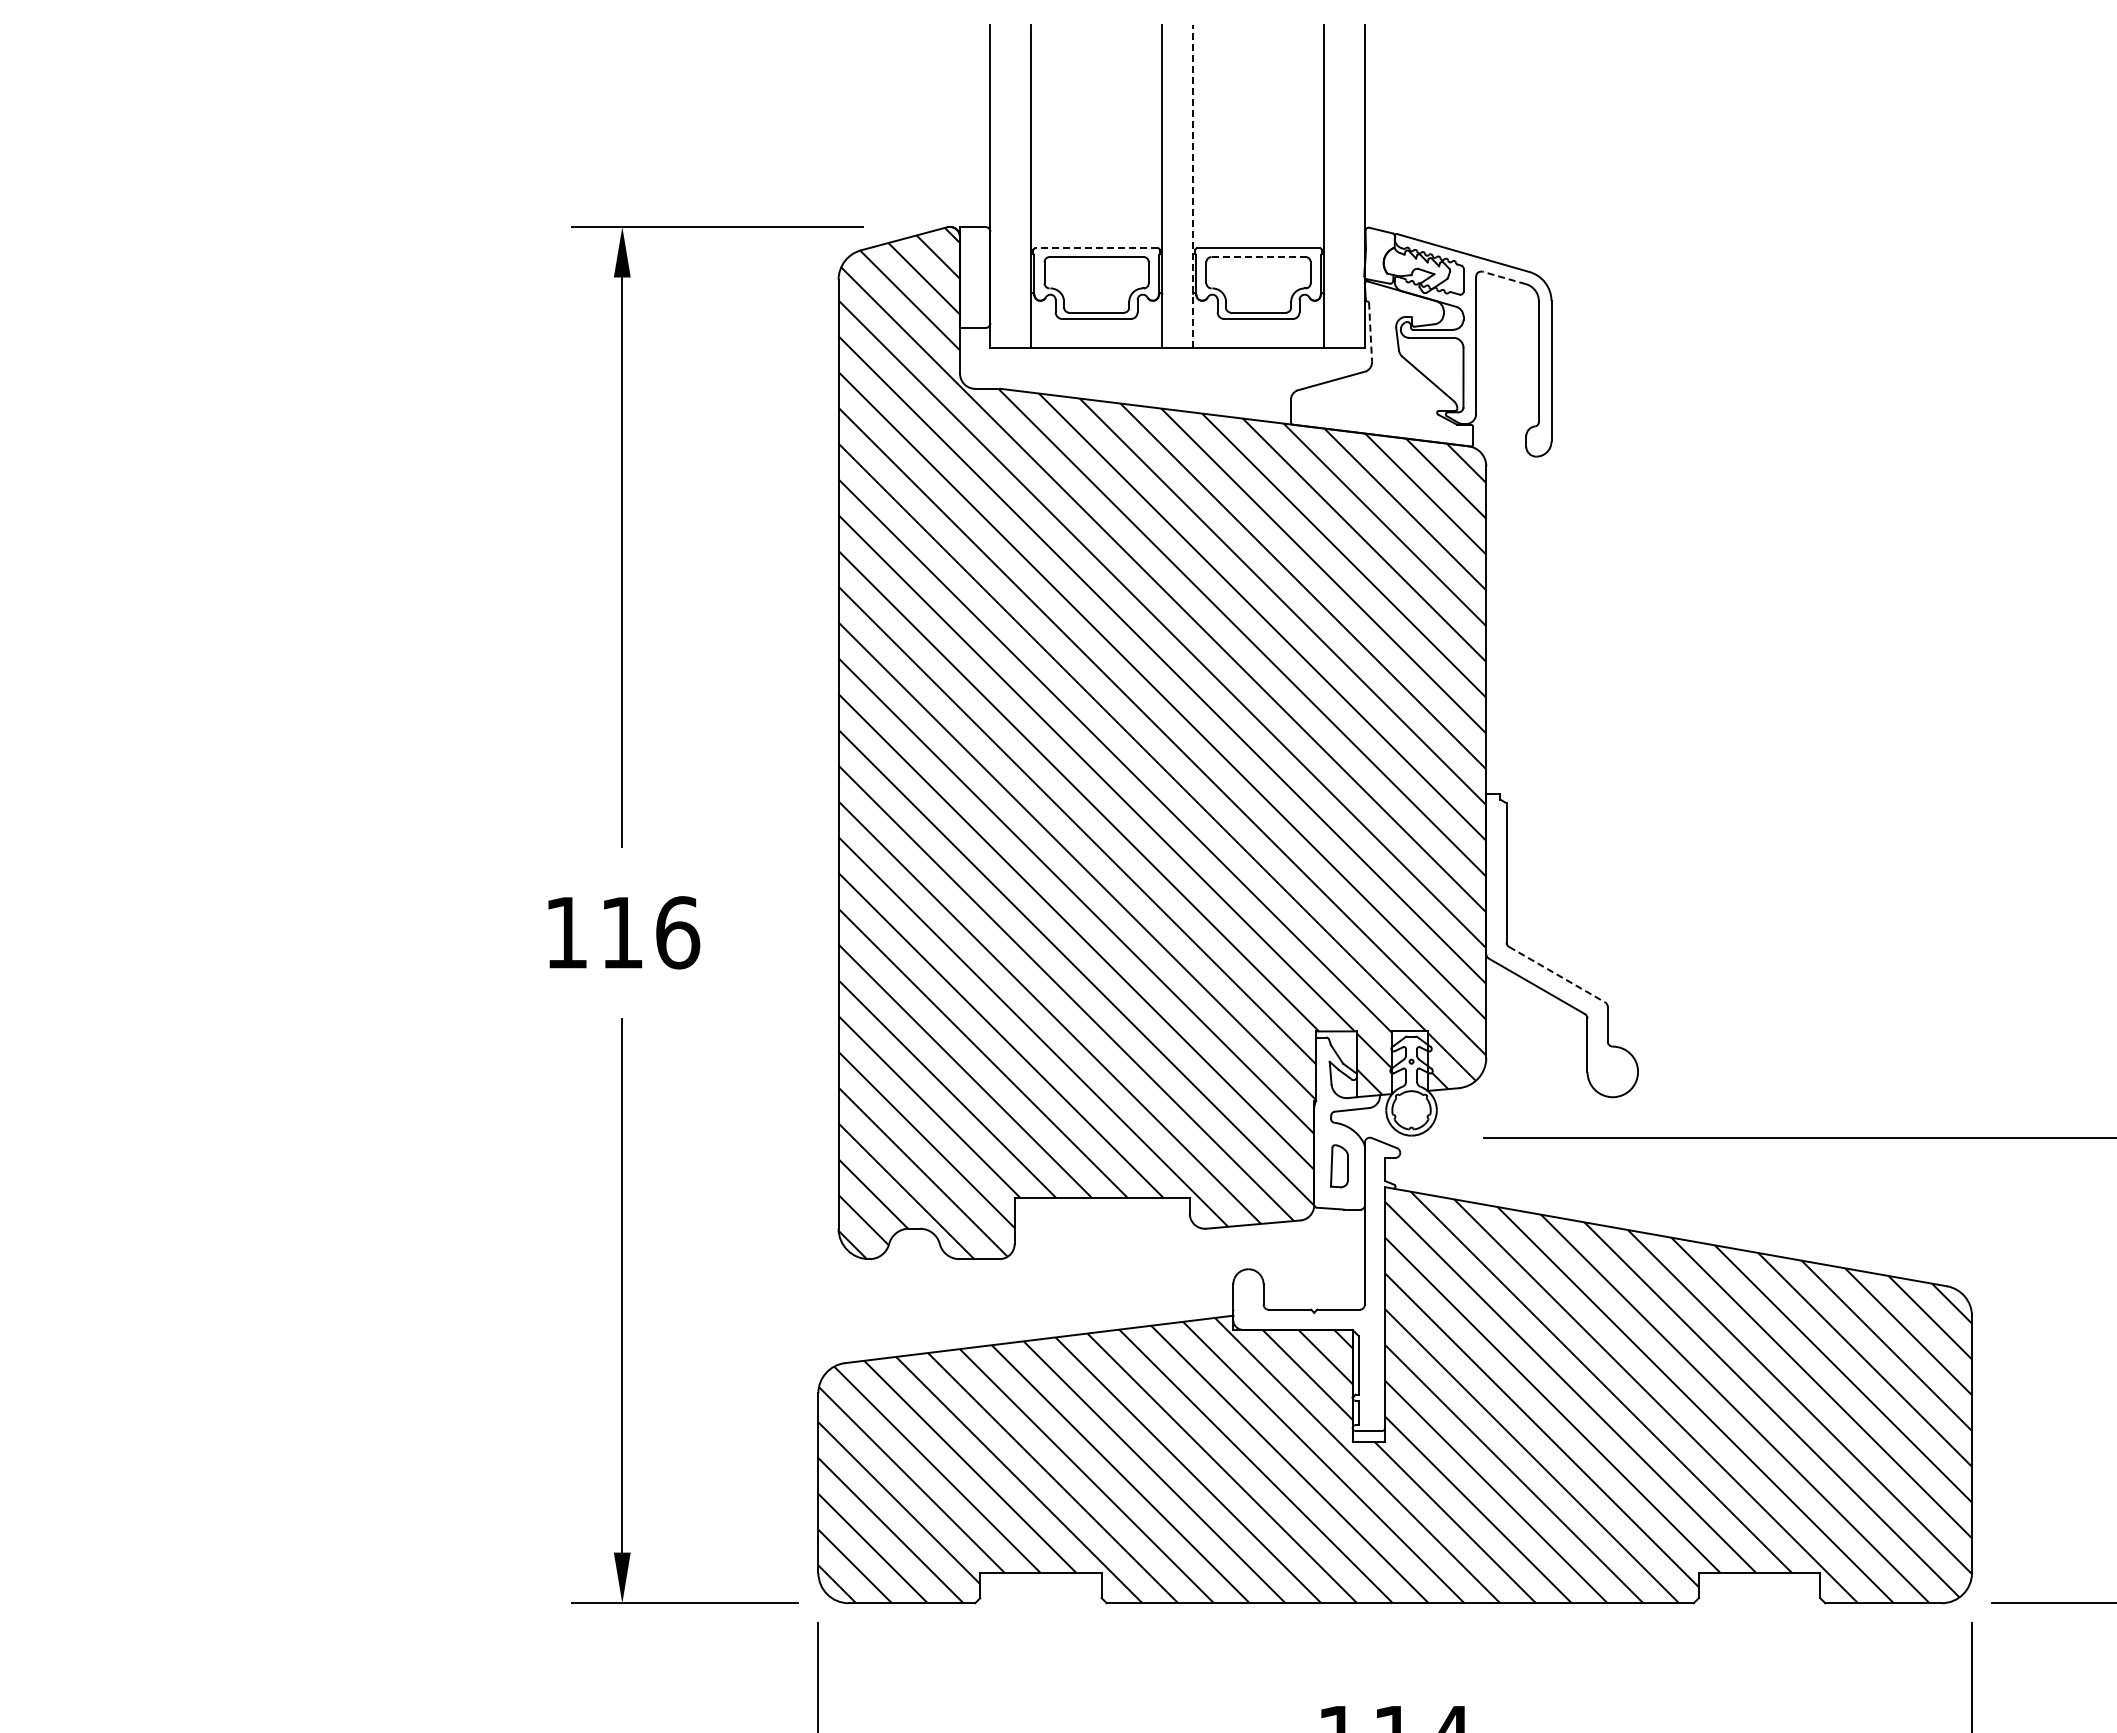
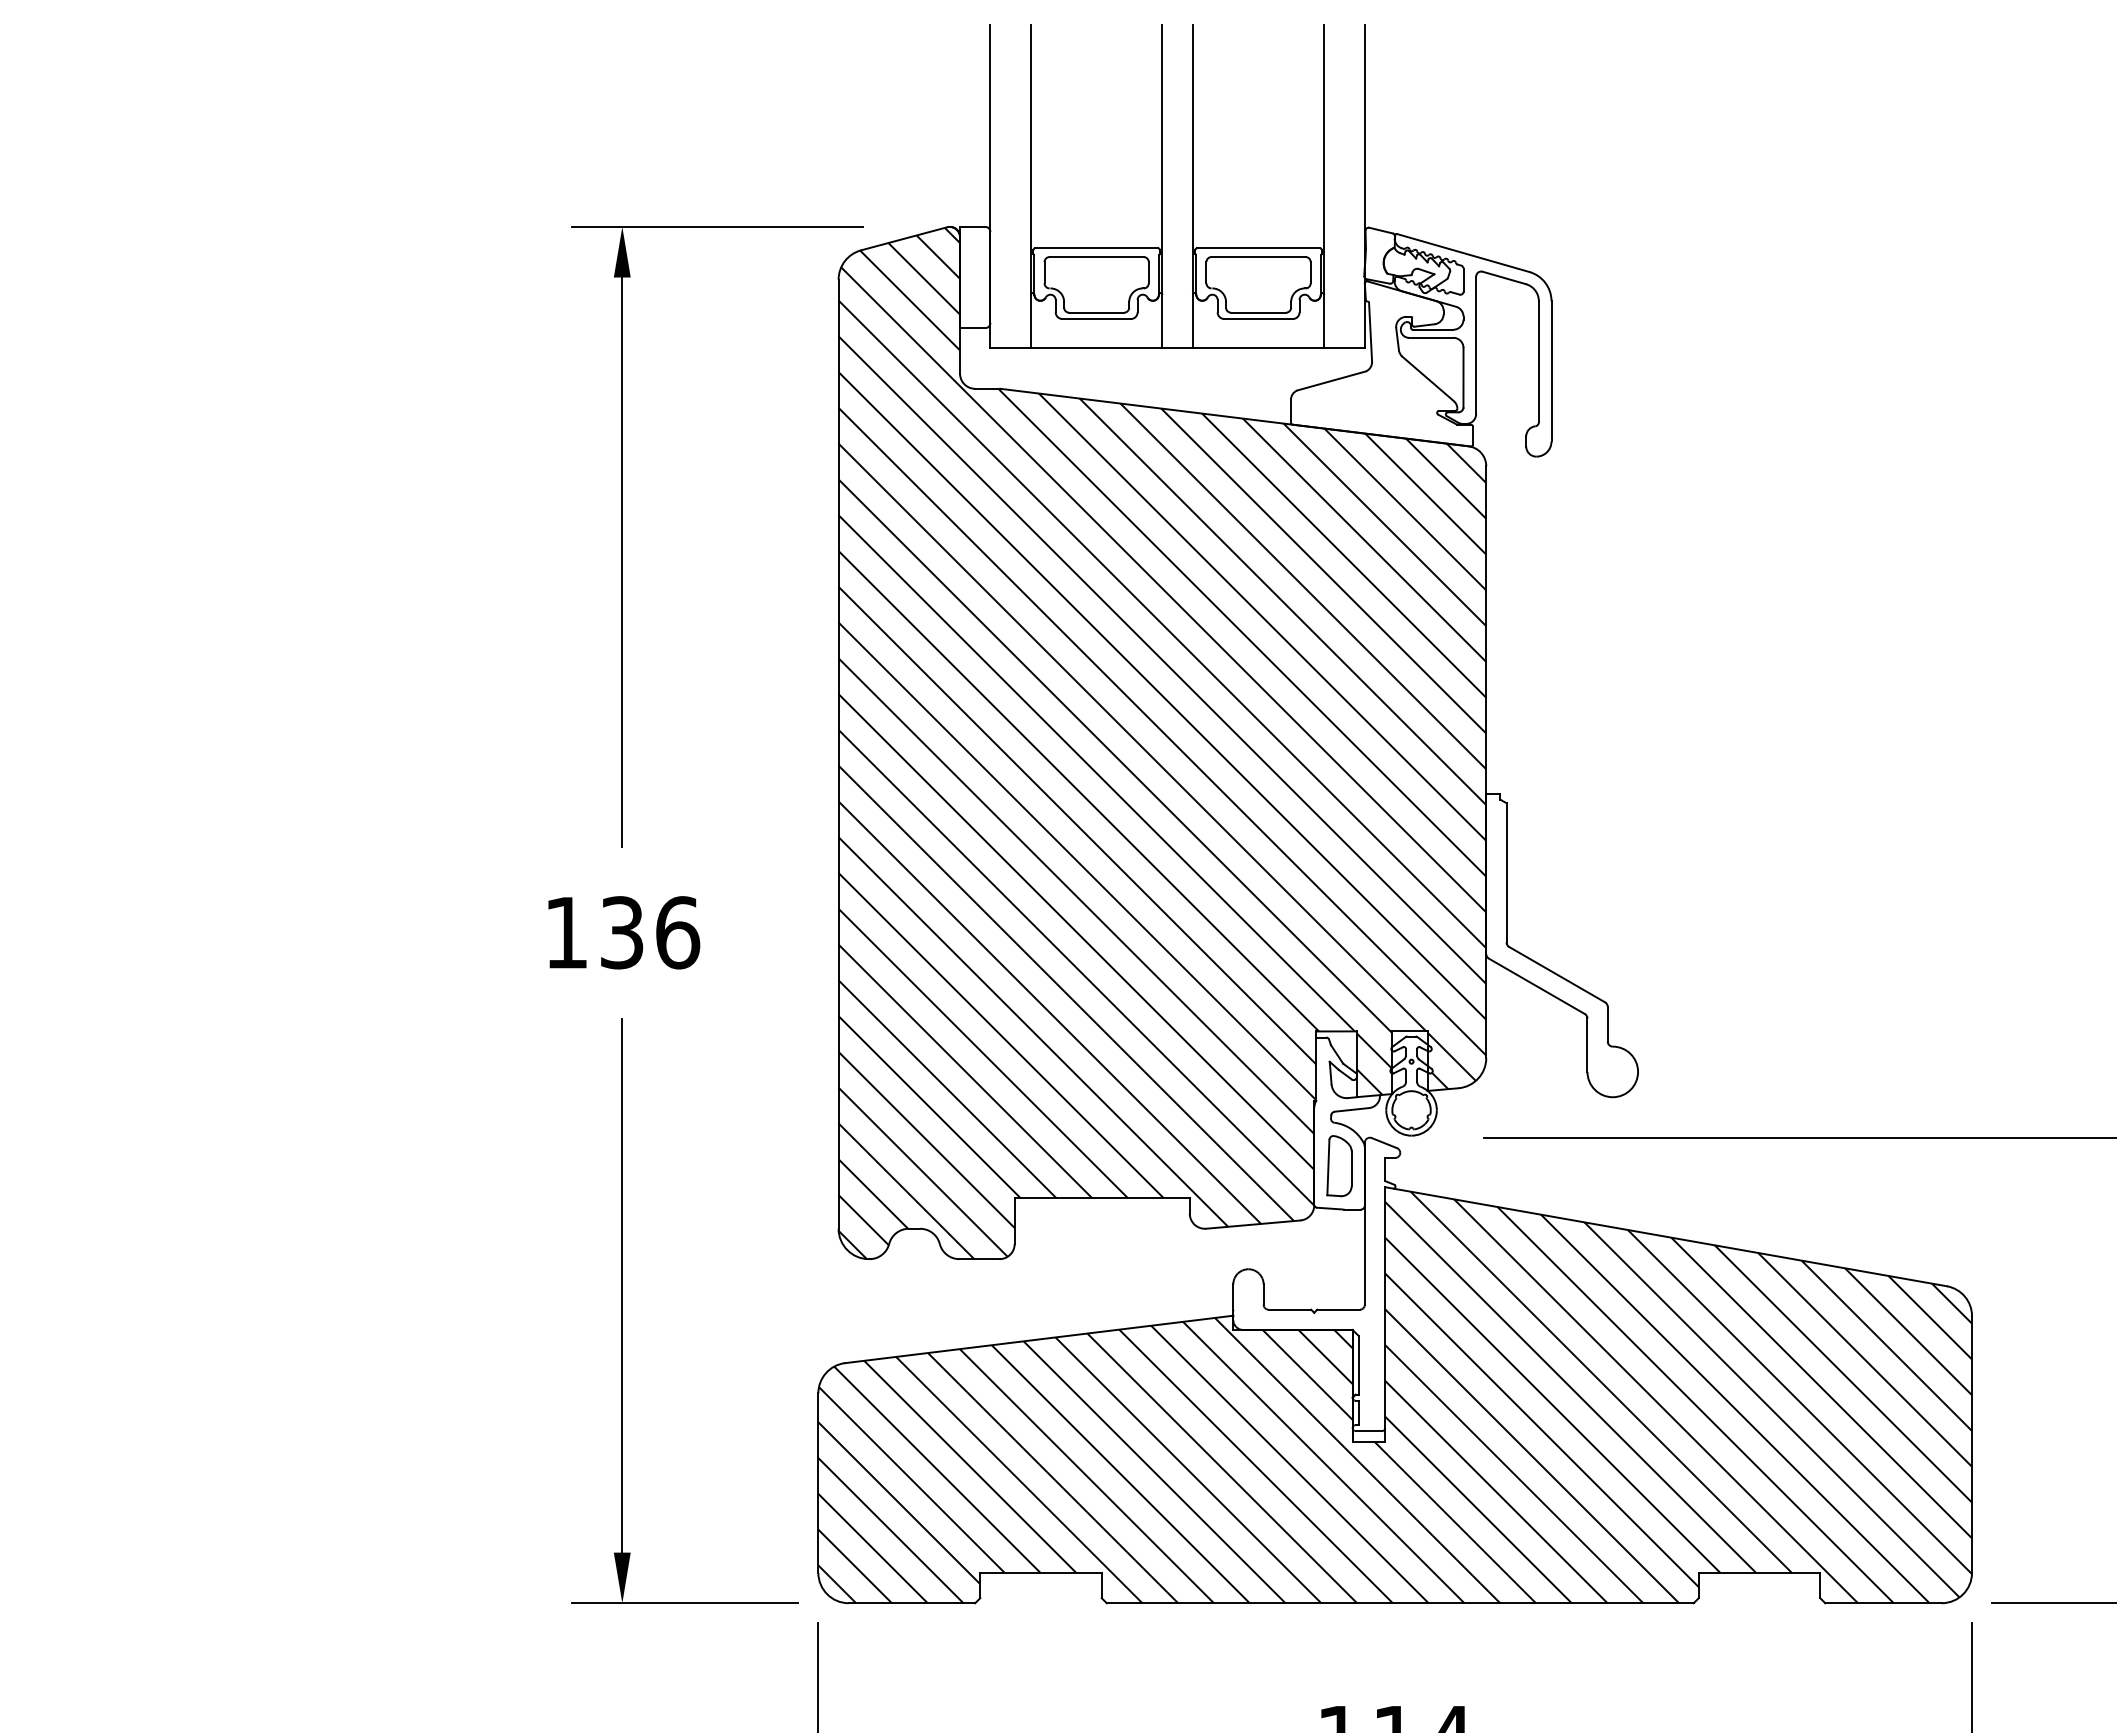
line: dashed -> solid (1192, 186)
line: dashed -> solid (1096, 248)
line: dashed -> solid (1259, 257)
line: dashed -> solid (1504, 277)
line: dashed -> solid (1370, 332)
text: 116 -> 136 (622, 932)
line: dashed -> solid (1557, 974)
part size: 19x45 px -> 27x63 px (1339, 1166)
